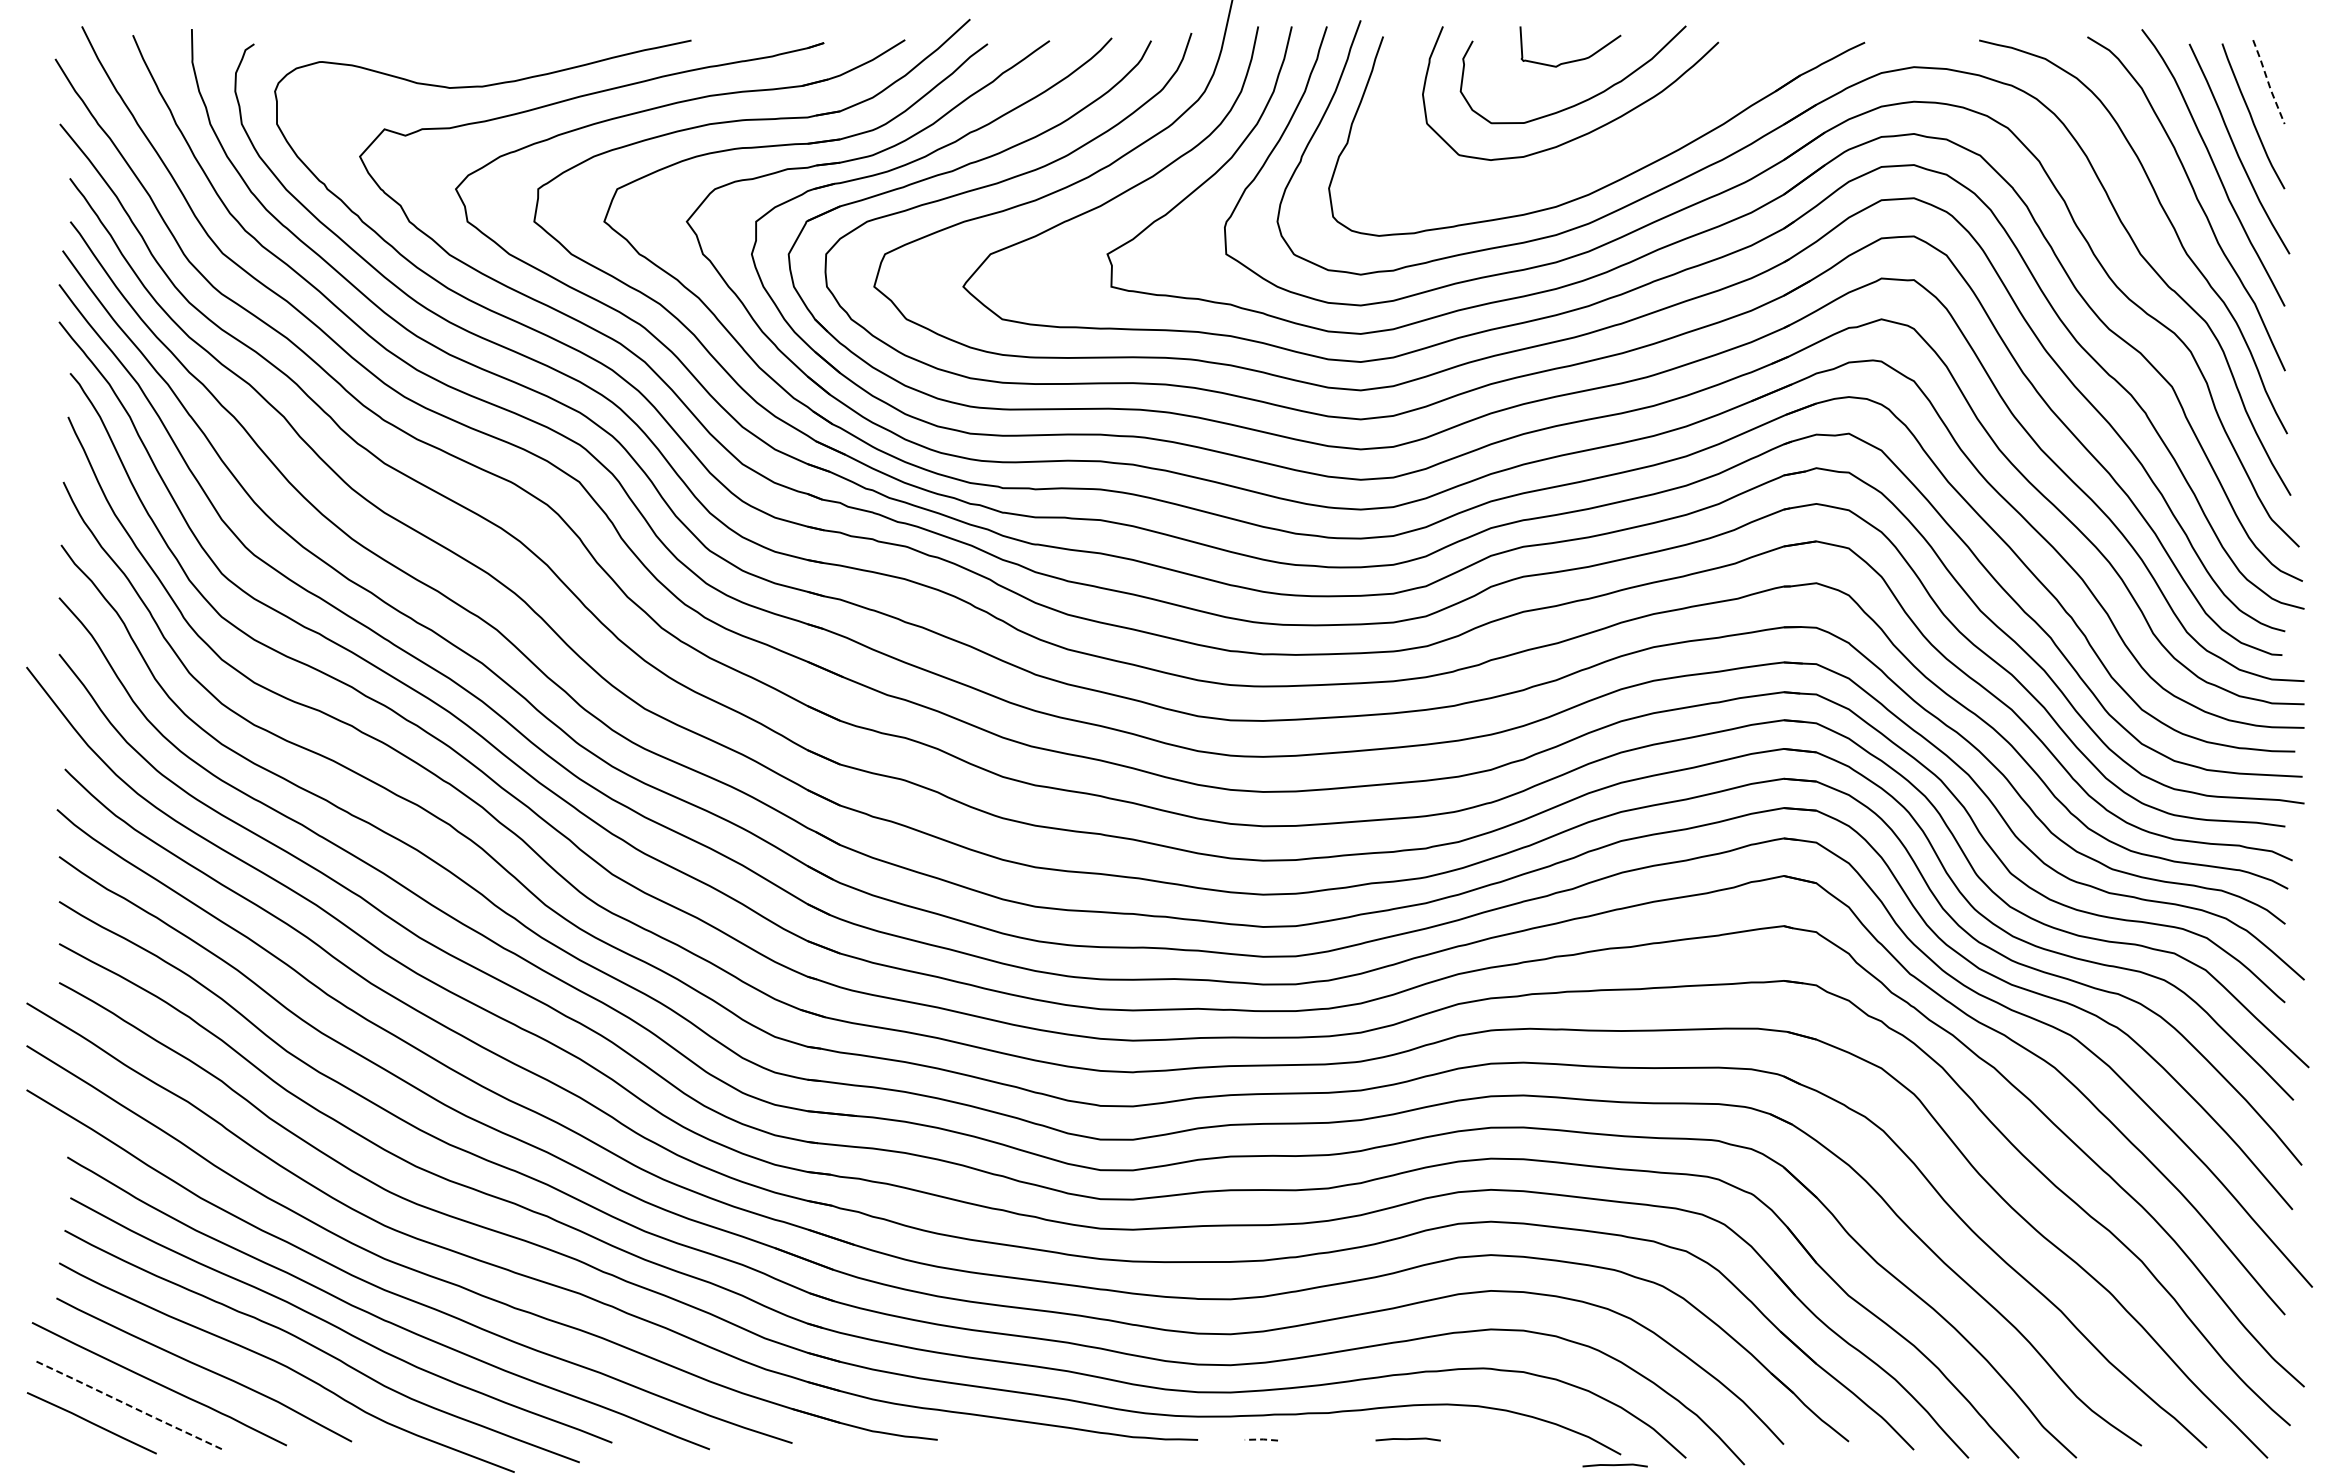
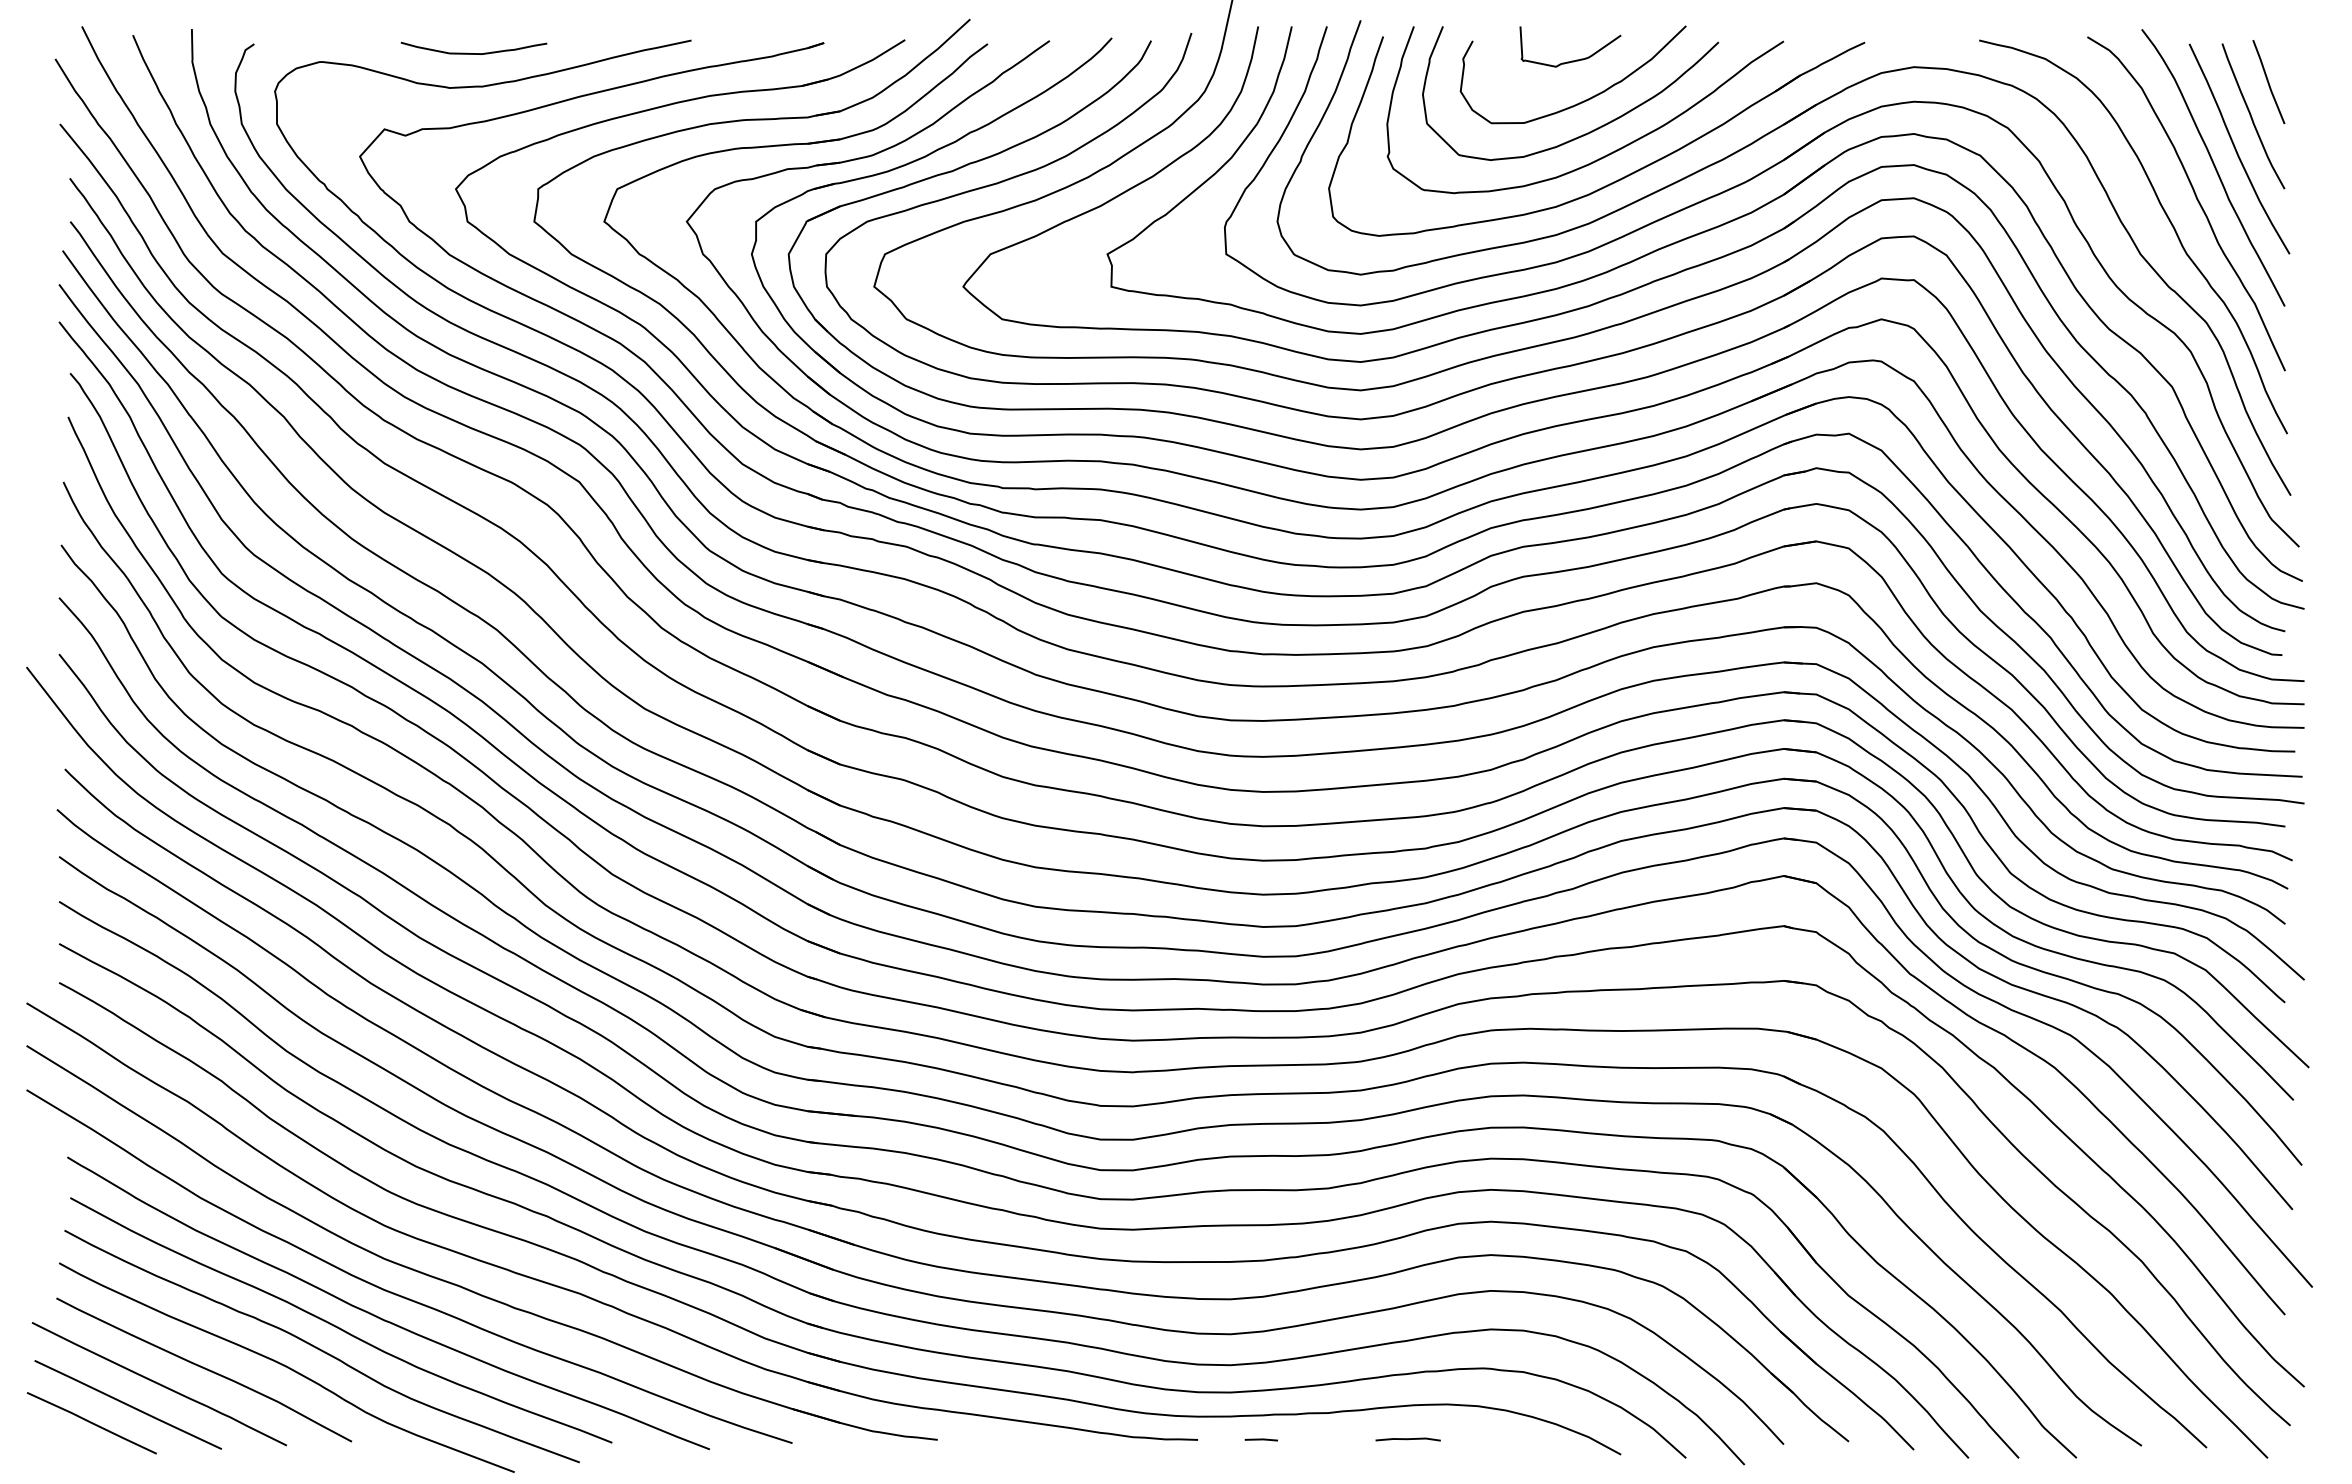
curve: none -> present (473, 53)
line: dashed -> solid (2268, 82)
curve: none -> present (1606, 154)
line: dashed -> solid (128, 1405)
line: dashed -> solid (1261, 1439)
line: present -> none (1614, 1465)
